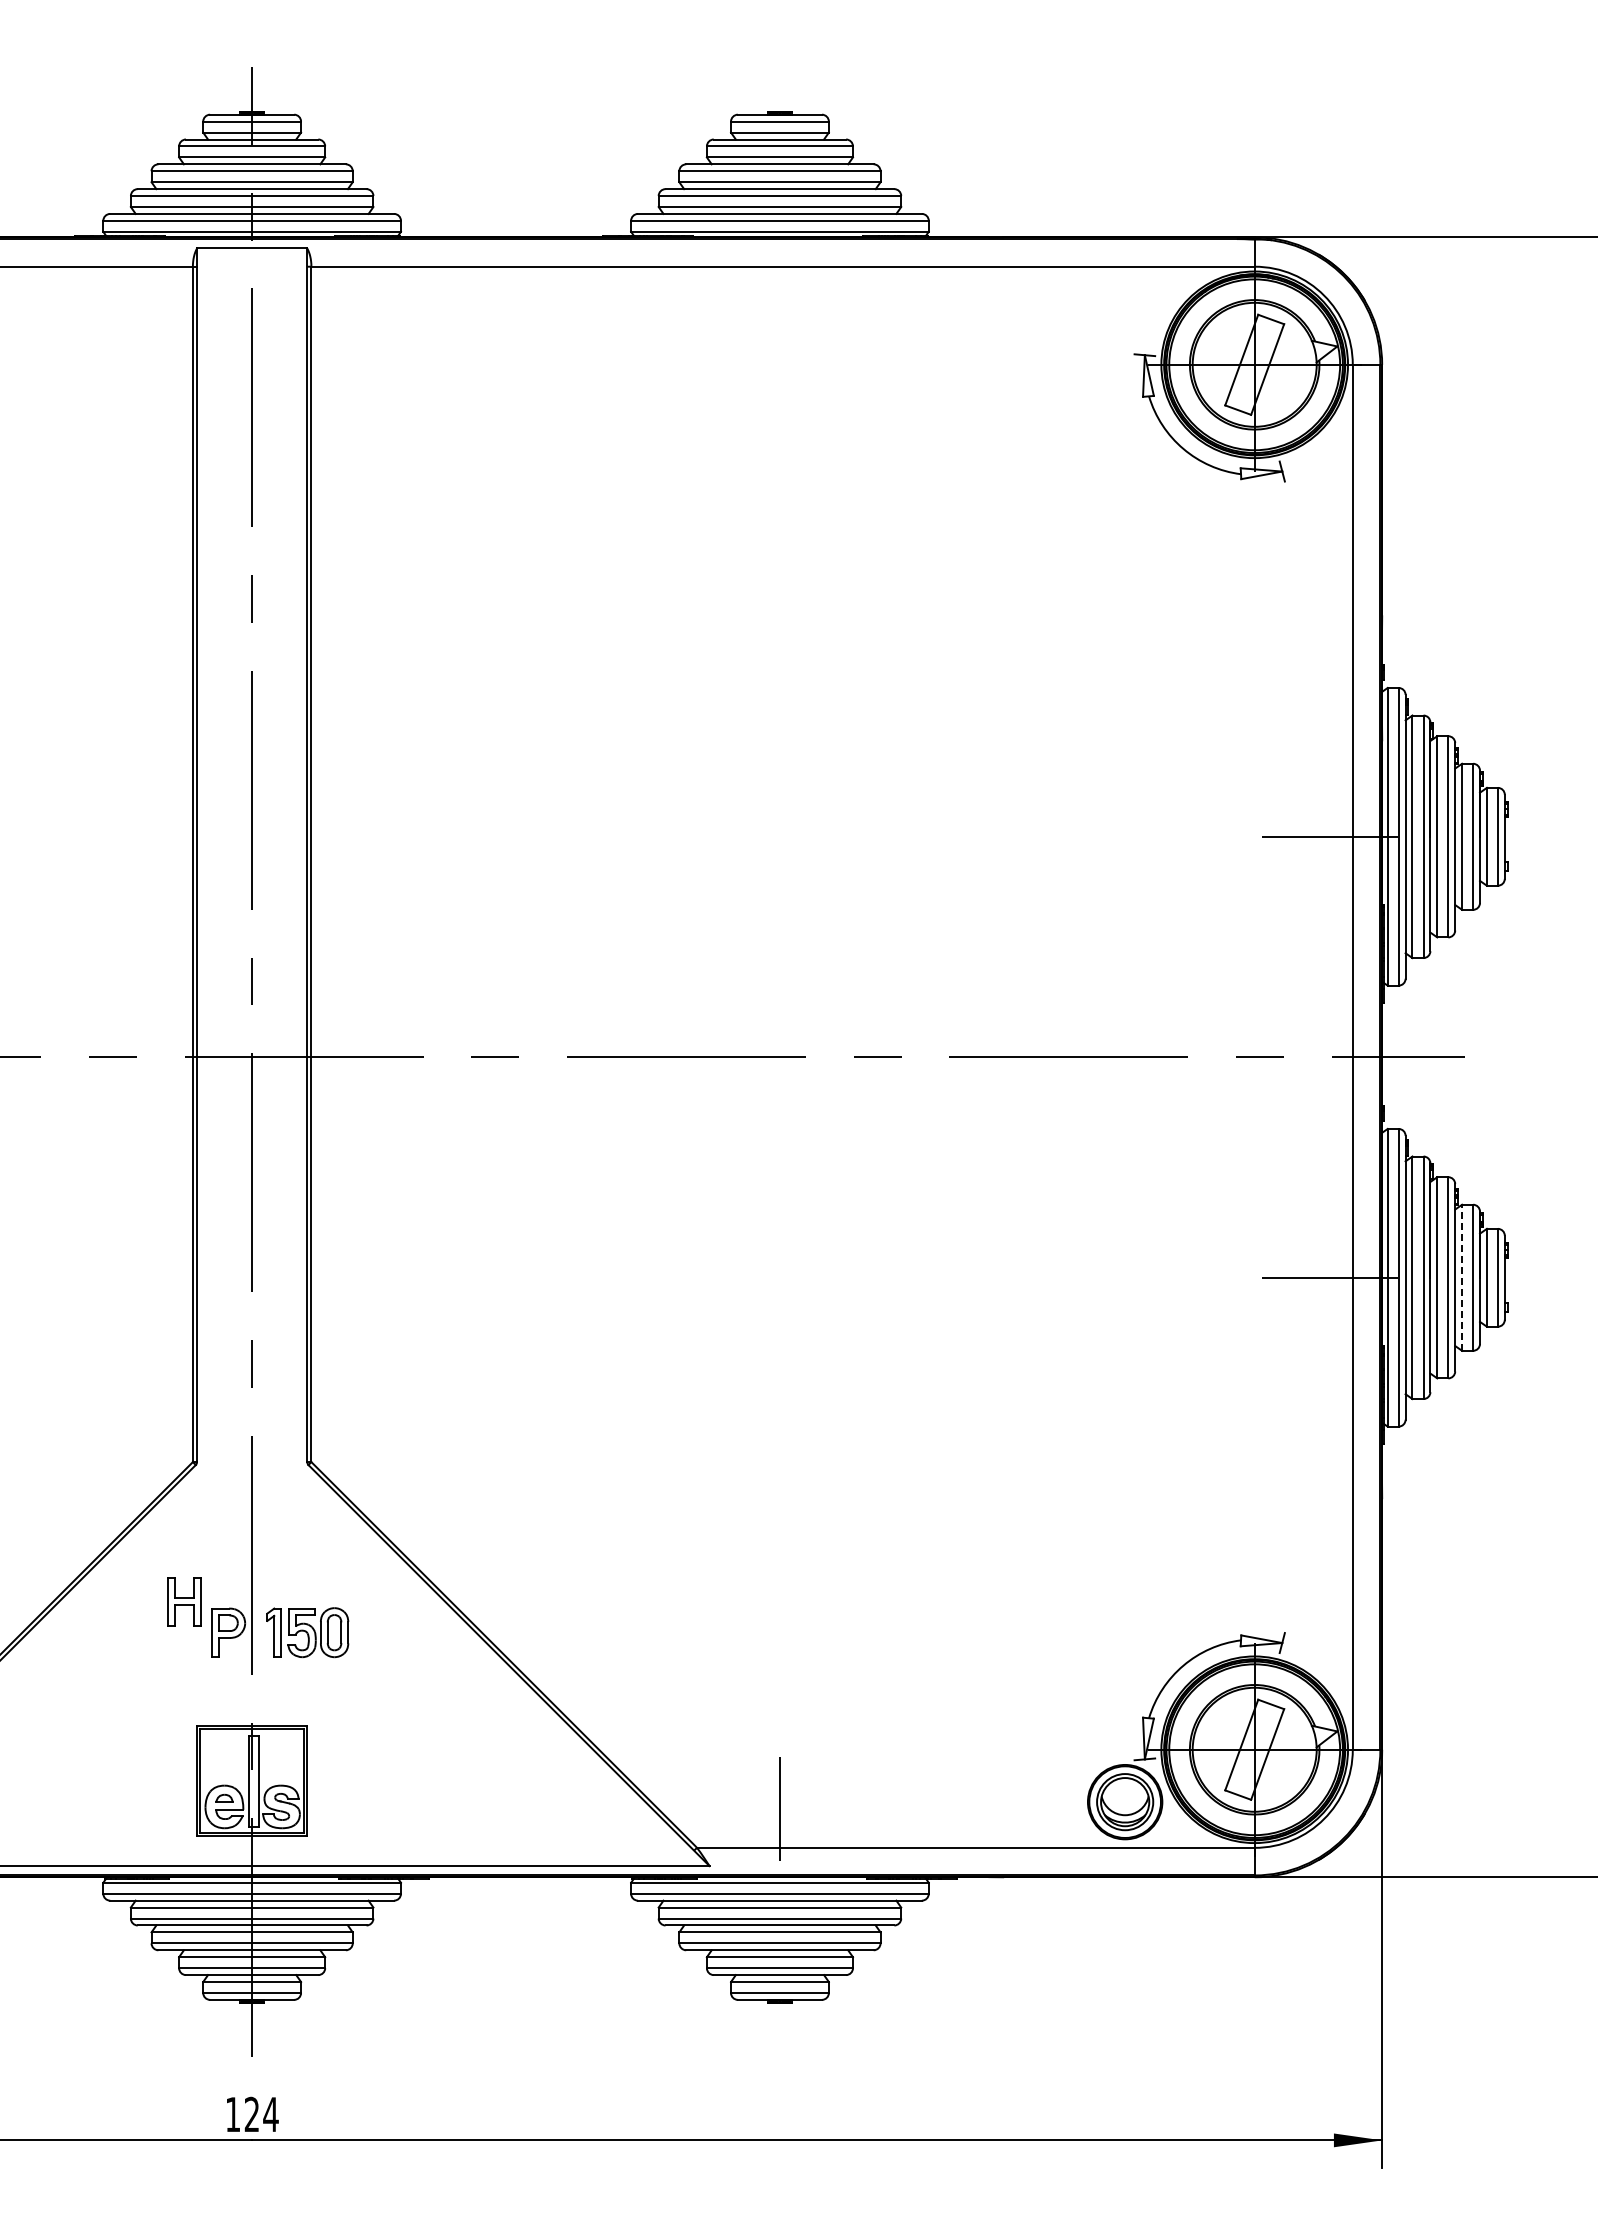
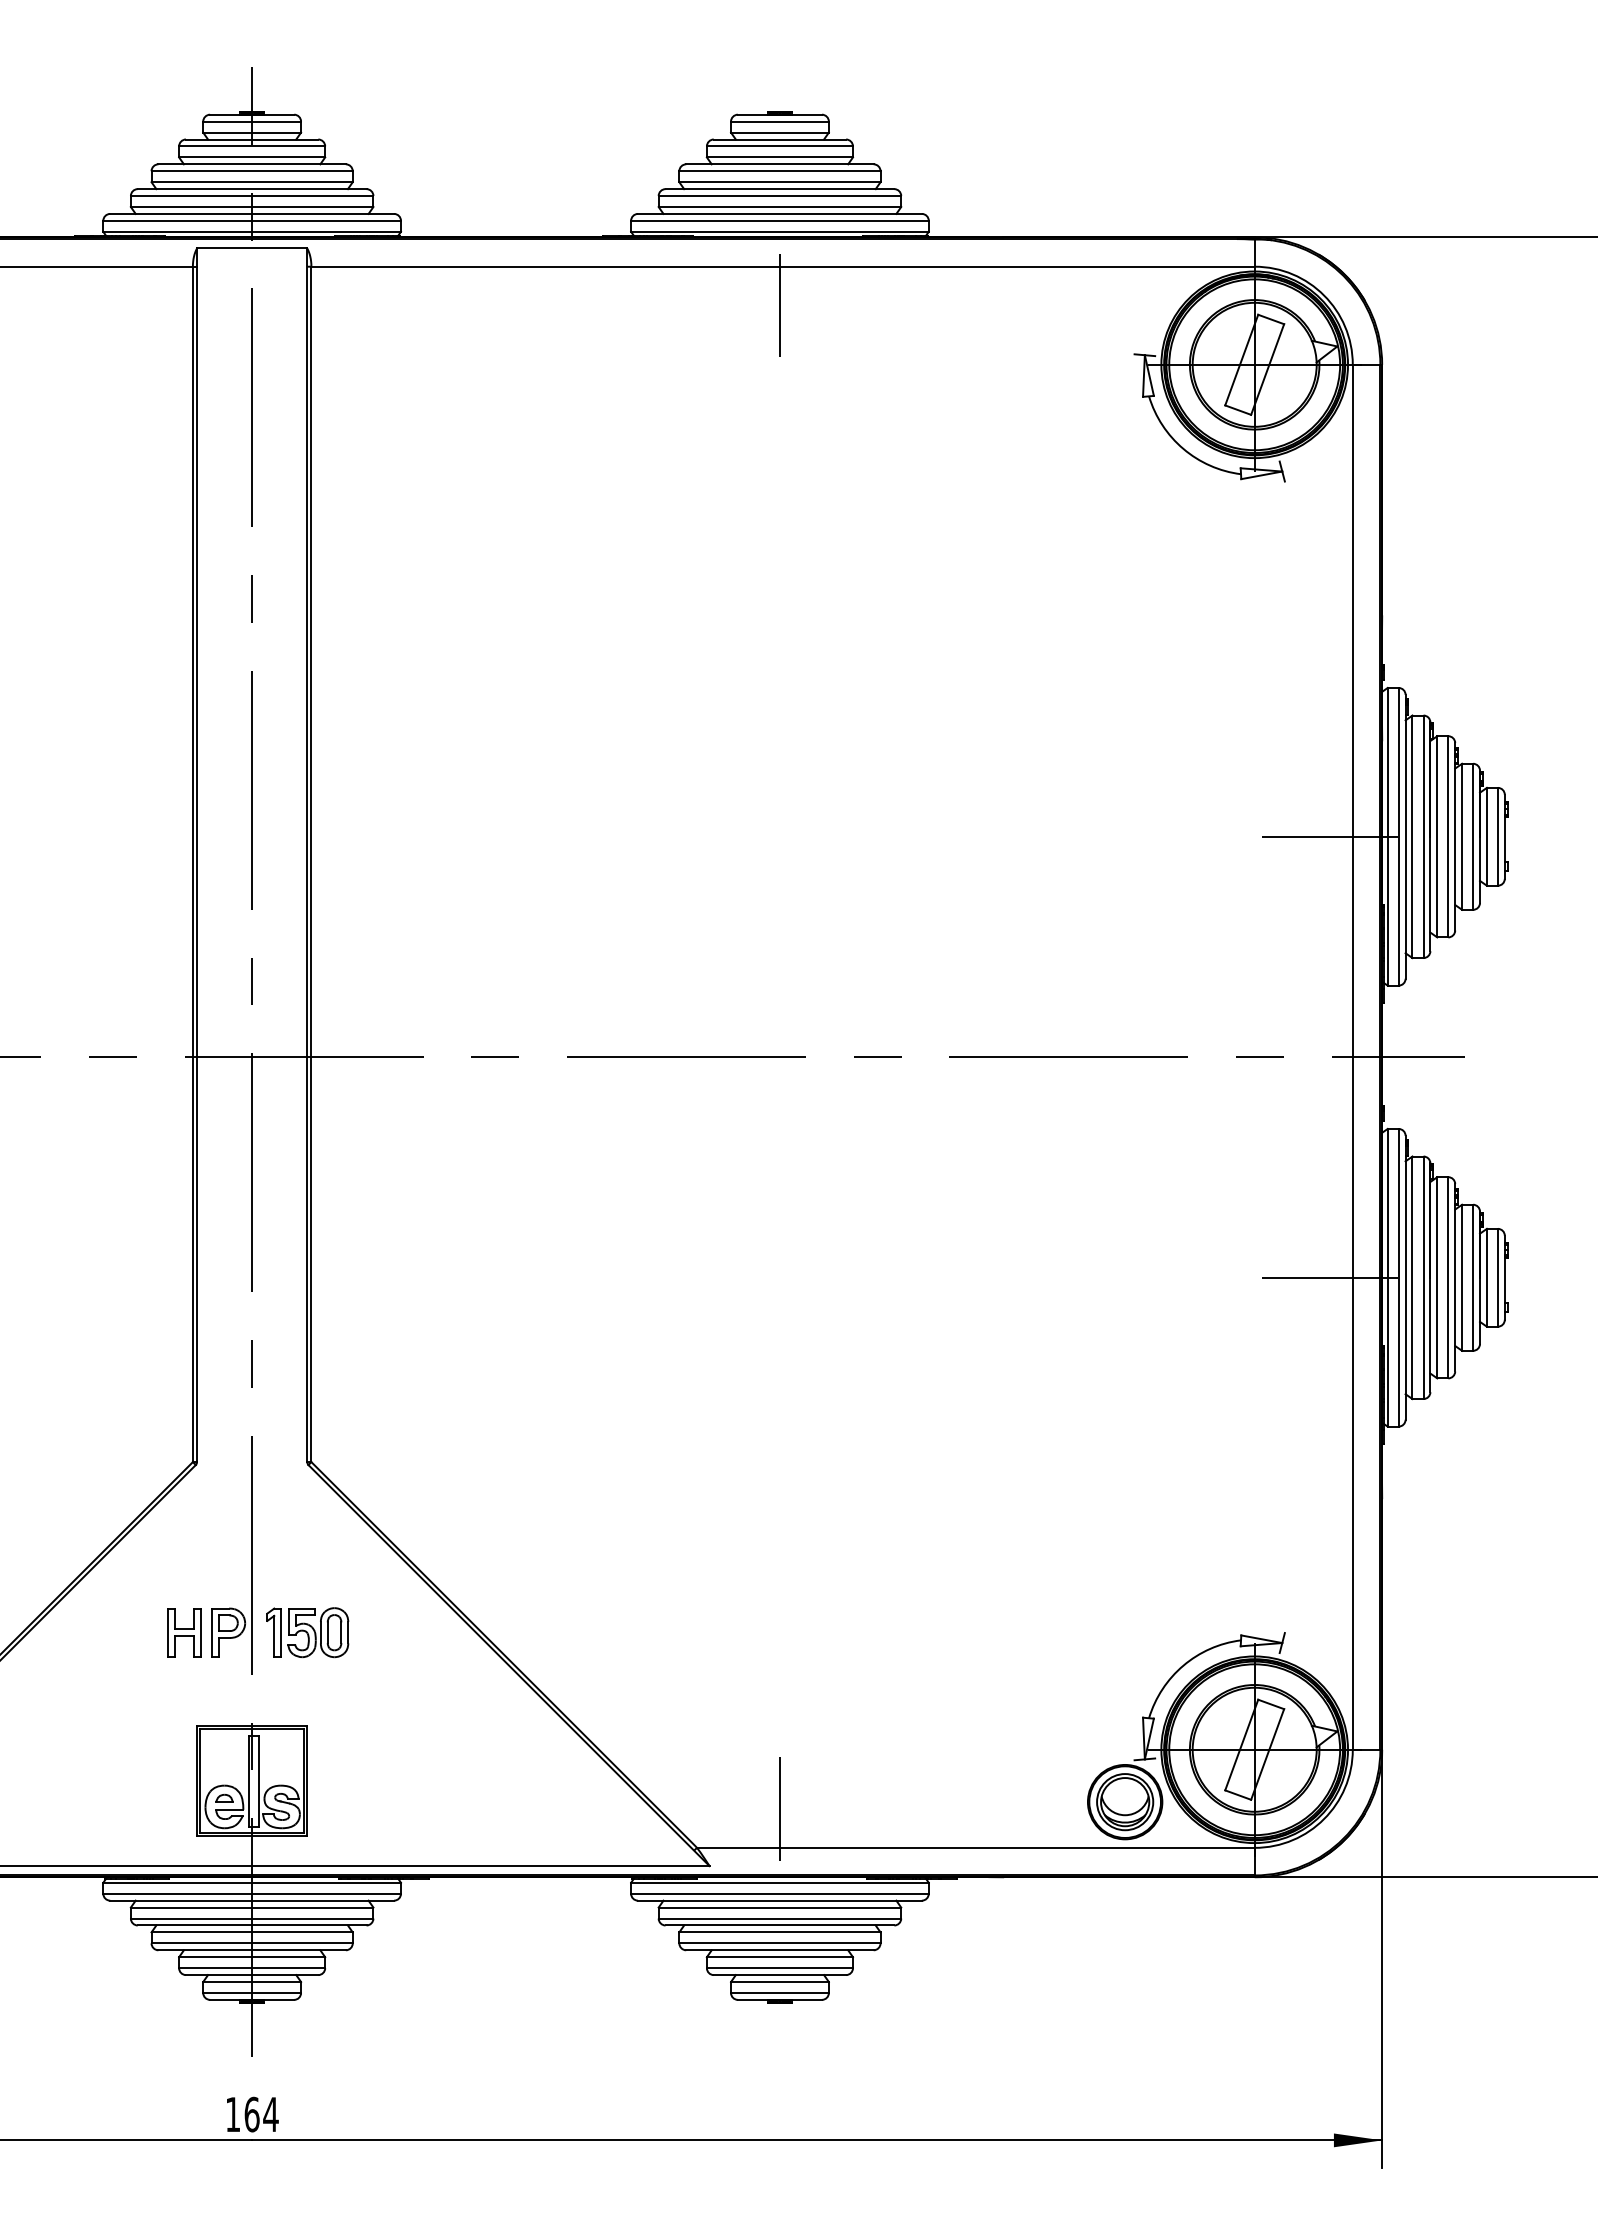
line: none -> present (779, 305)
line: dashed -> solid (1462, 1277)
part position: (184, 1601) -> (184, 1632) (184, 1632)
text: 124 -> 164 (251, 2114)
